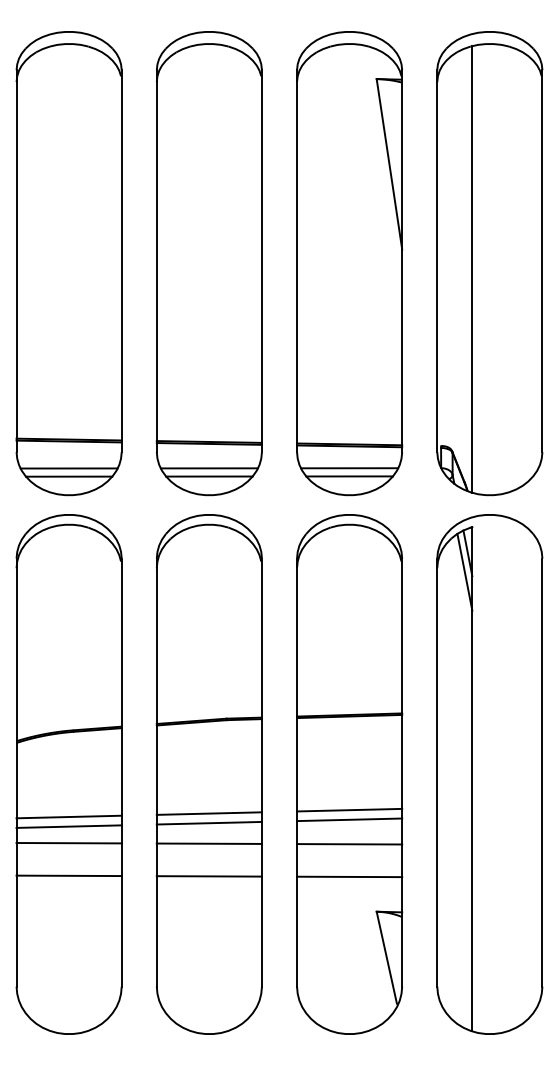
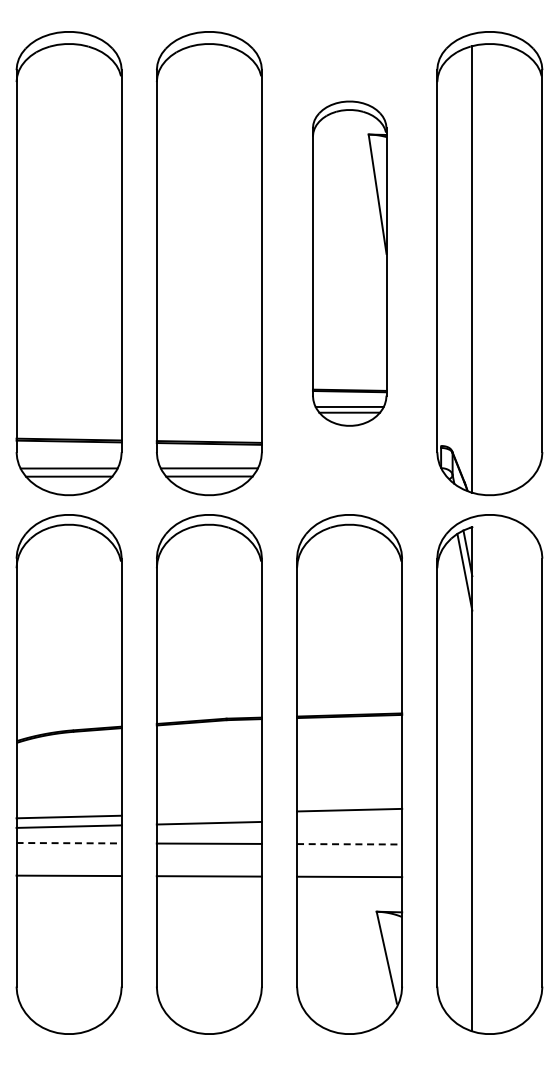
part size: 108x466 px -> 76x327 px (349, 263)
line: present -> none (208, 813)
line: present -> none (349, 819)
line: solid -> dashed (69, 843)
line: solid -> dashed (349, 844)
